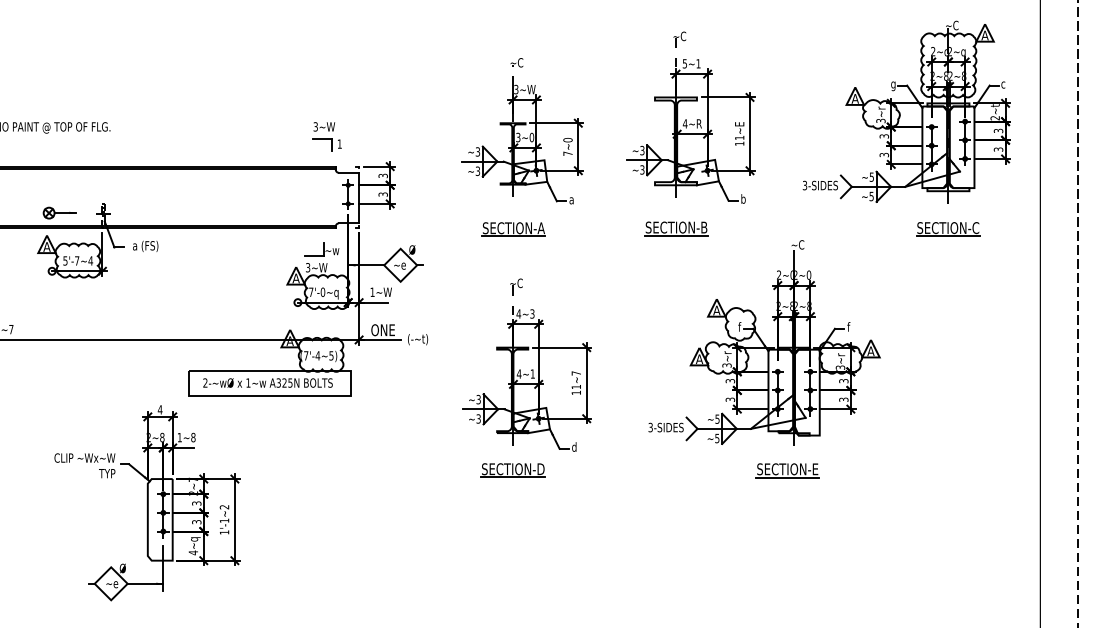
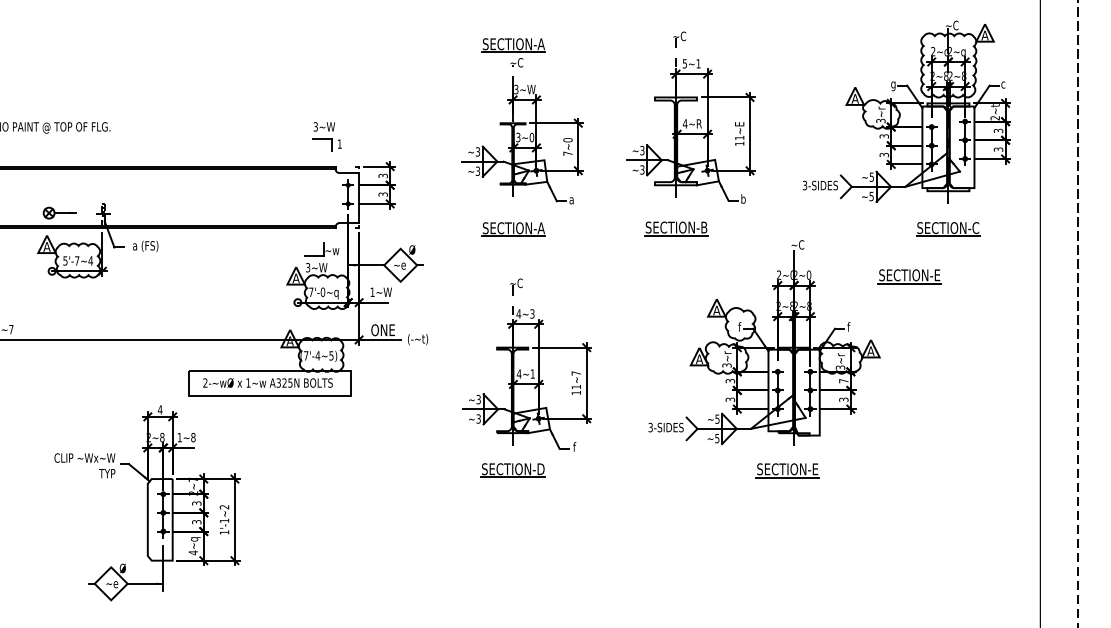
part: none -> present (513, 45)
part: none -> present (909, 276)
text: 3 -> 7 (843, 381)
text: d -> f (574, 446)
